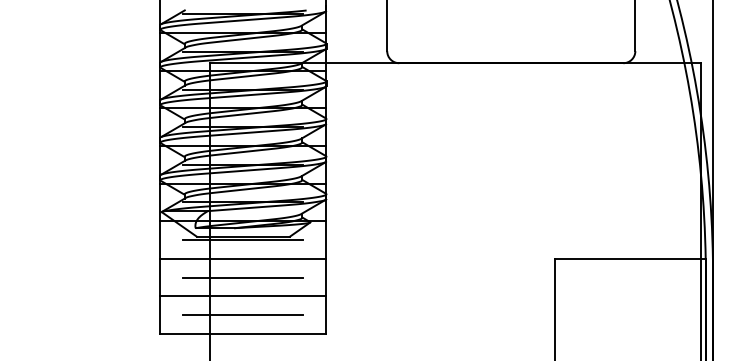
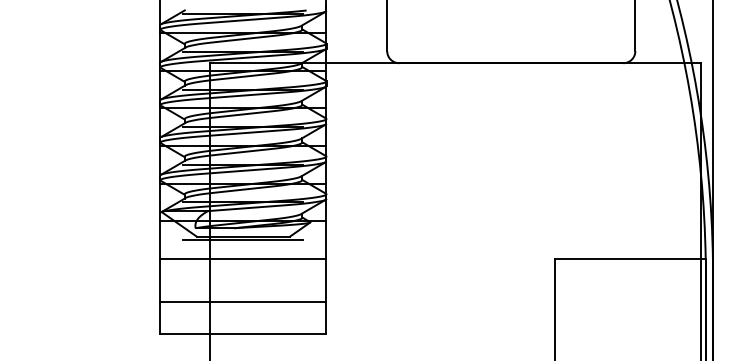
line: present -> none (243, 277)
line position: (243, 296) -> (243, 302) (243, 302)
line: present -> none (243, 315)
